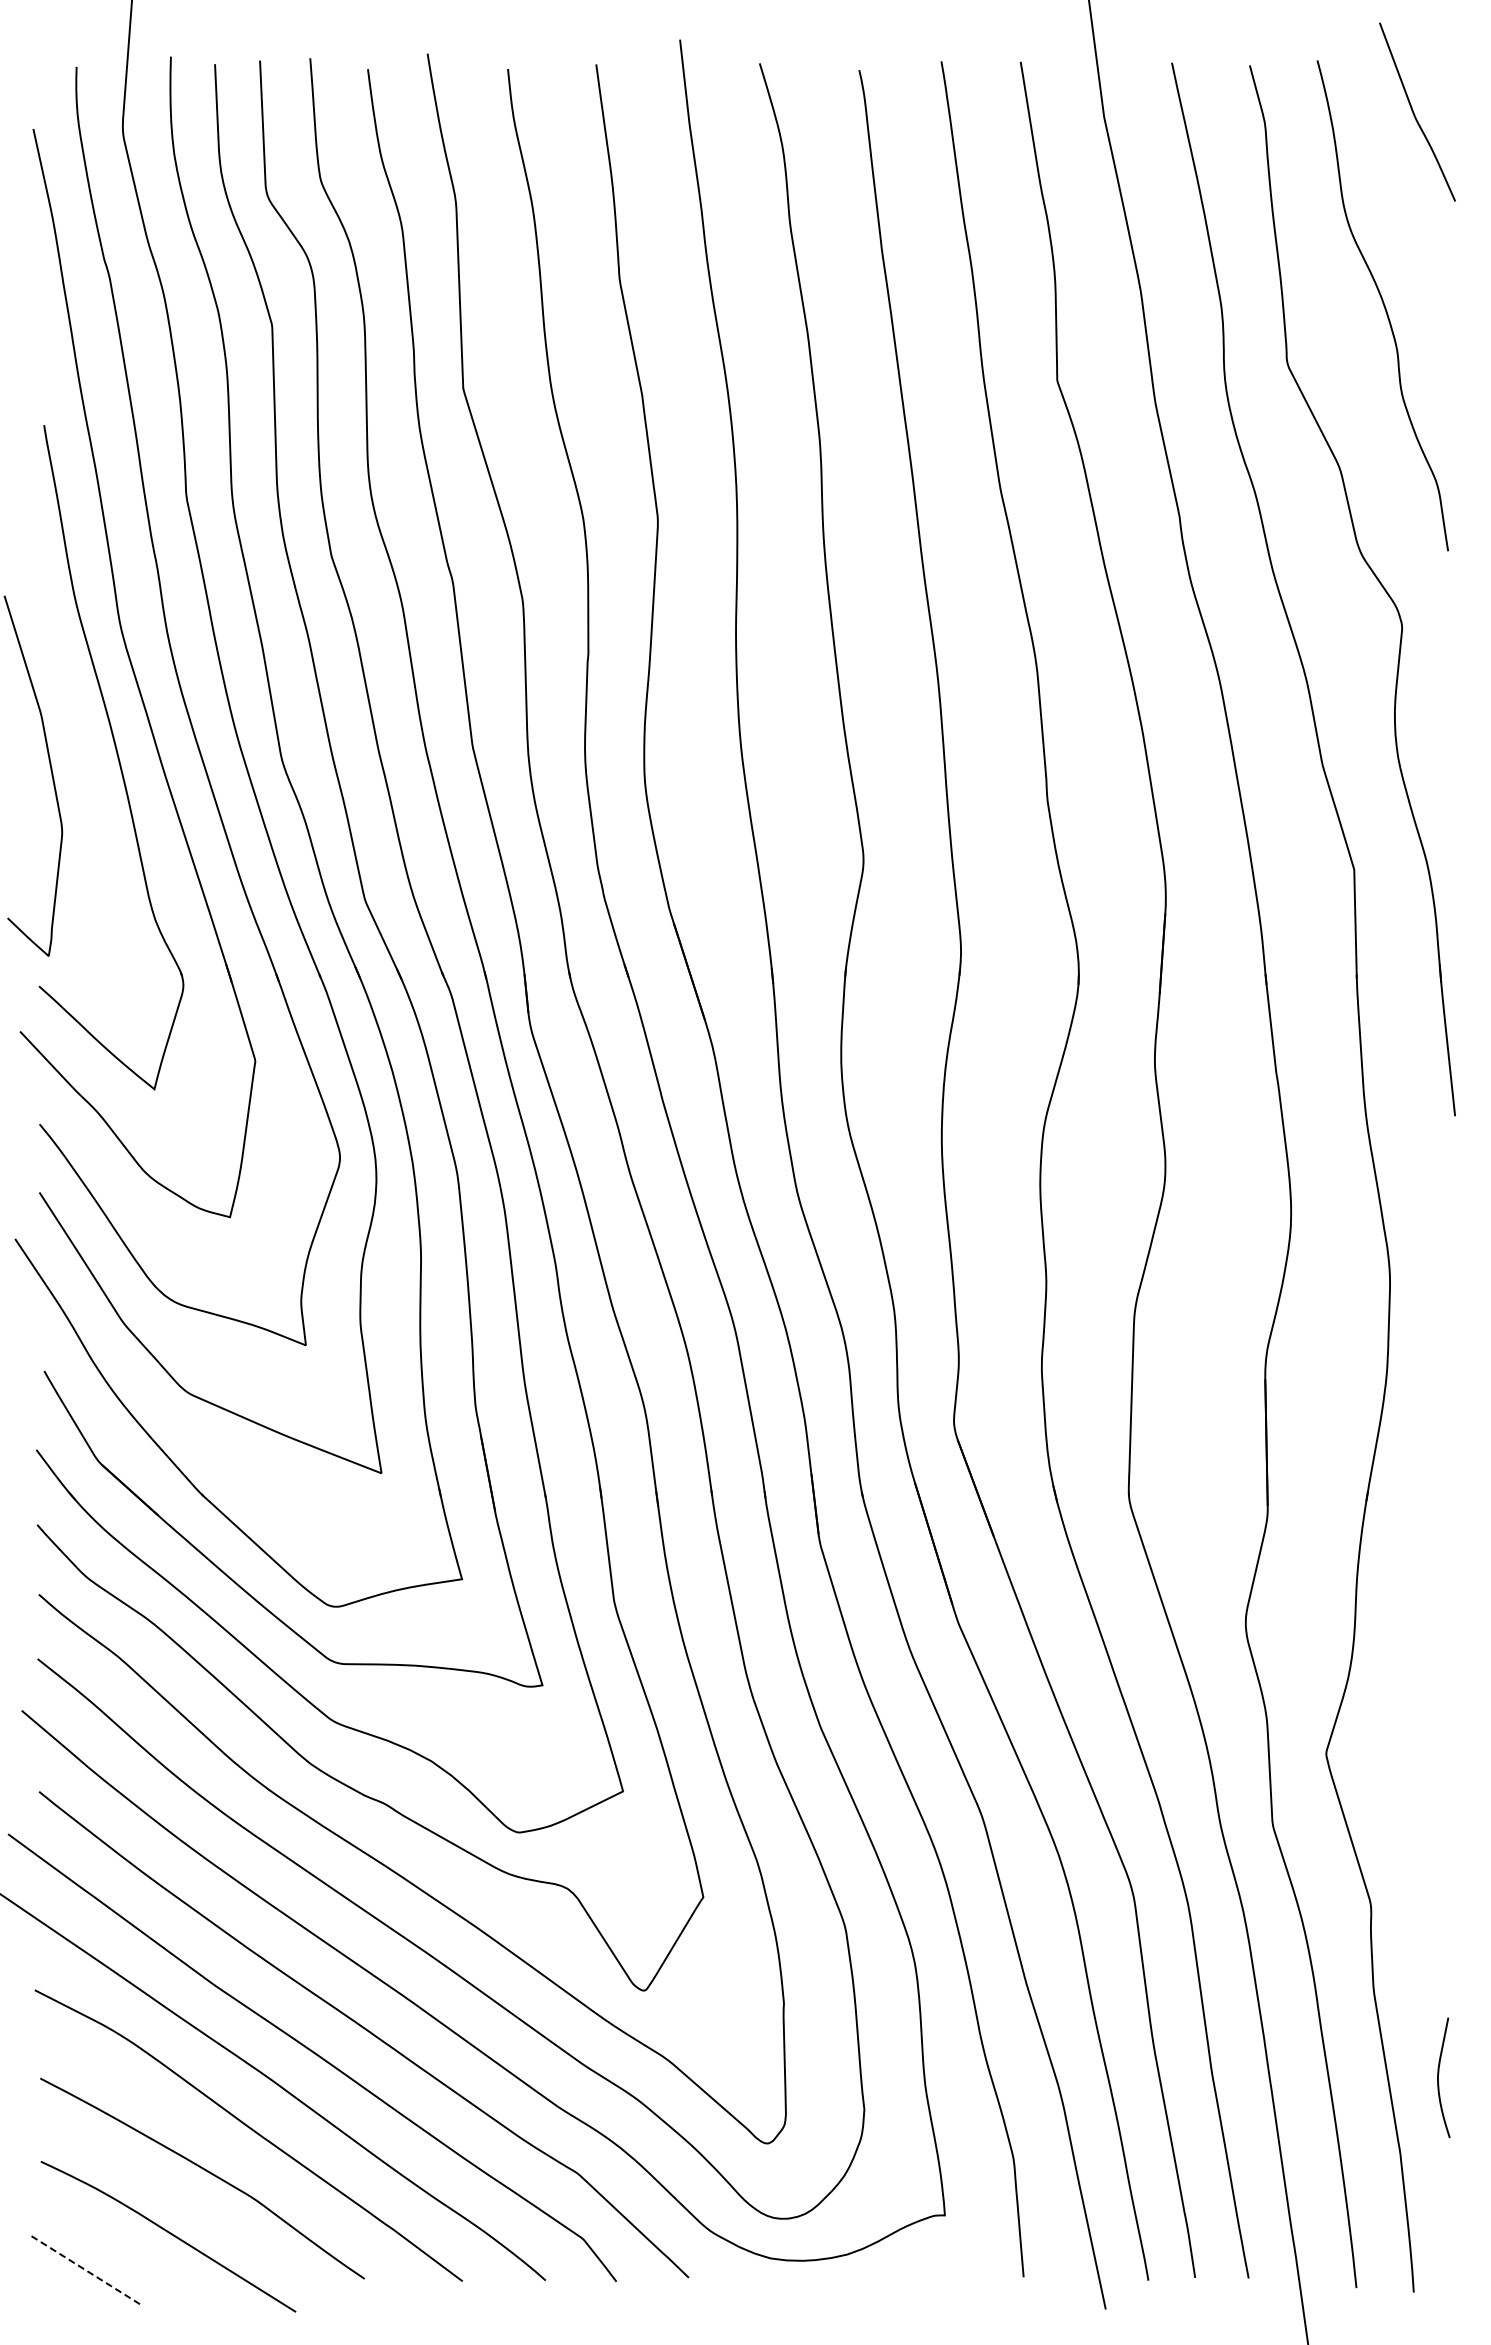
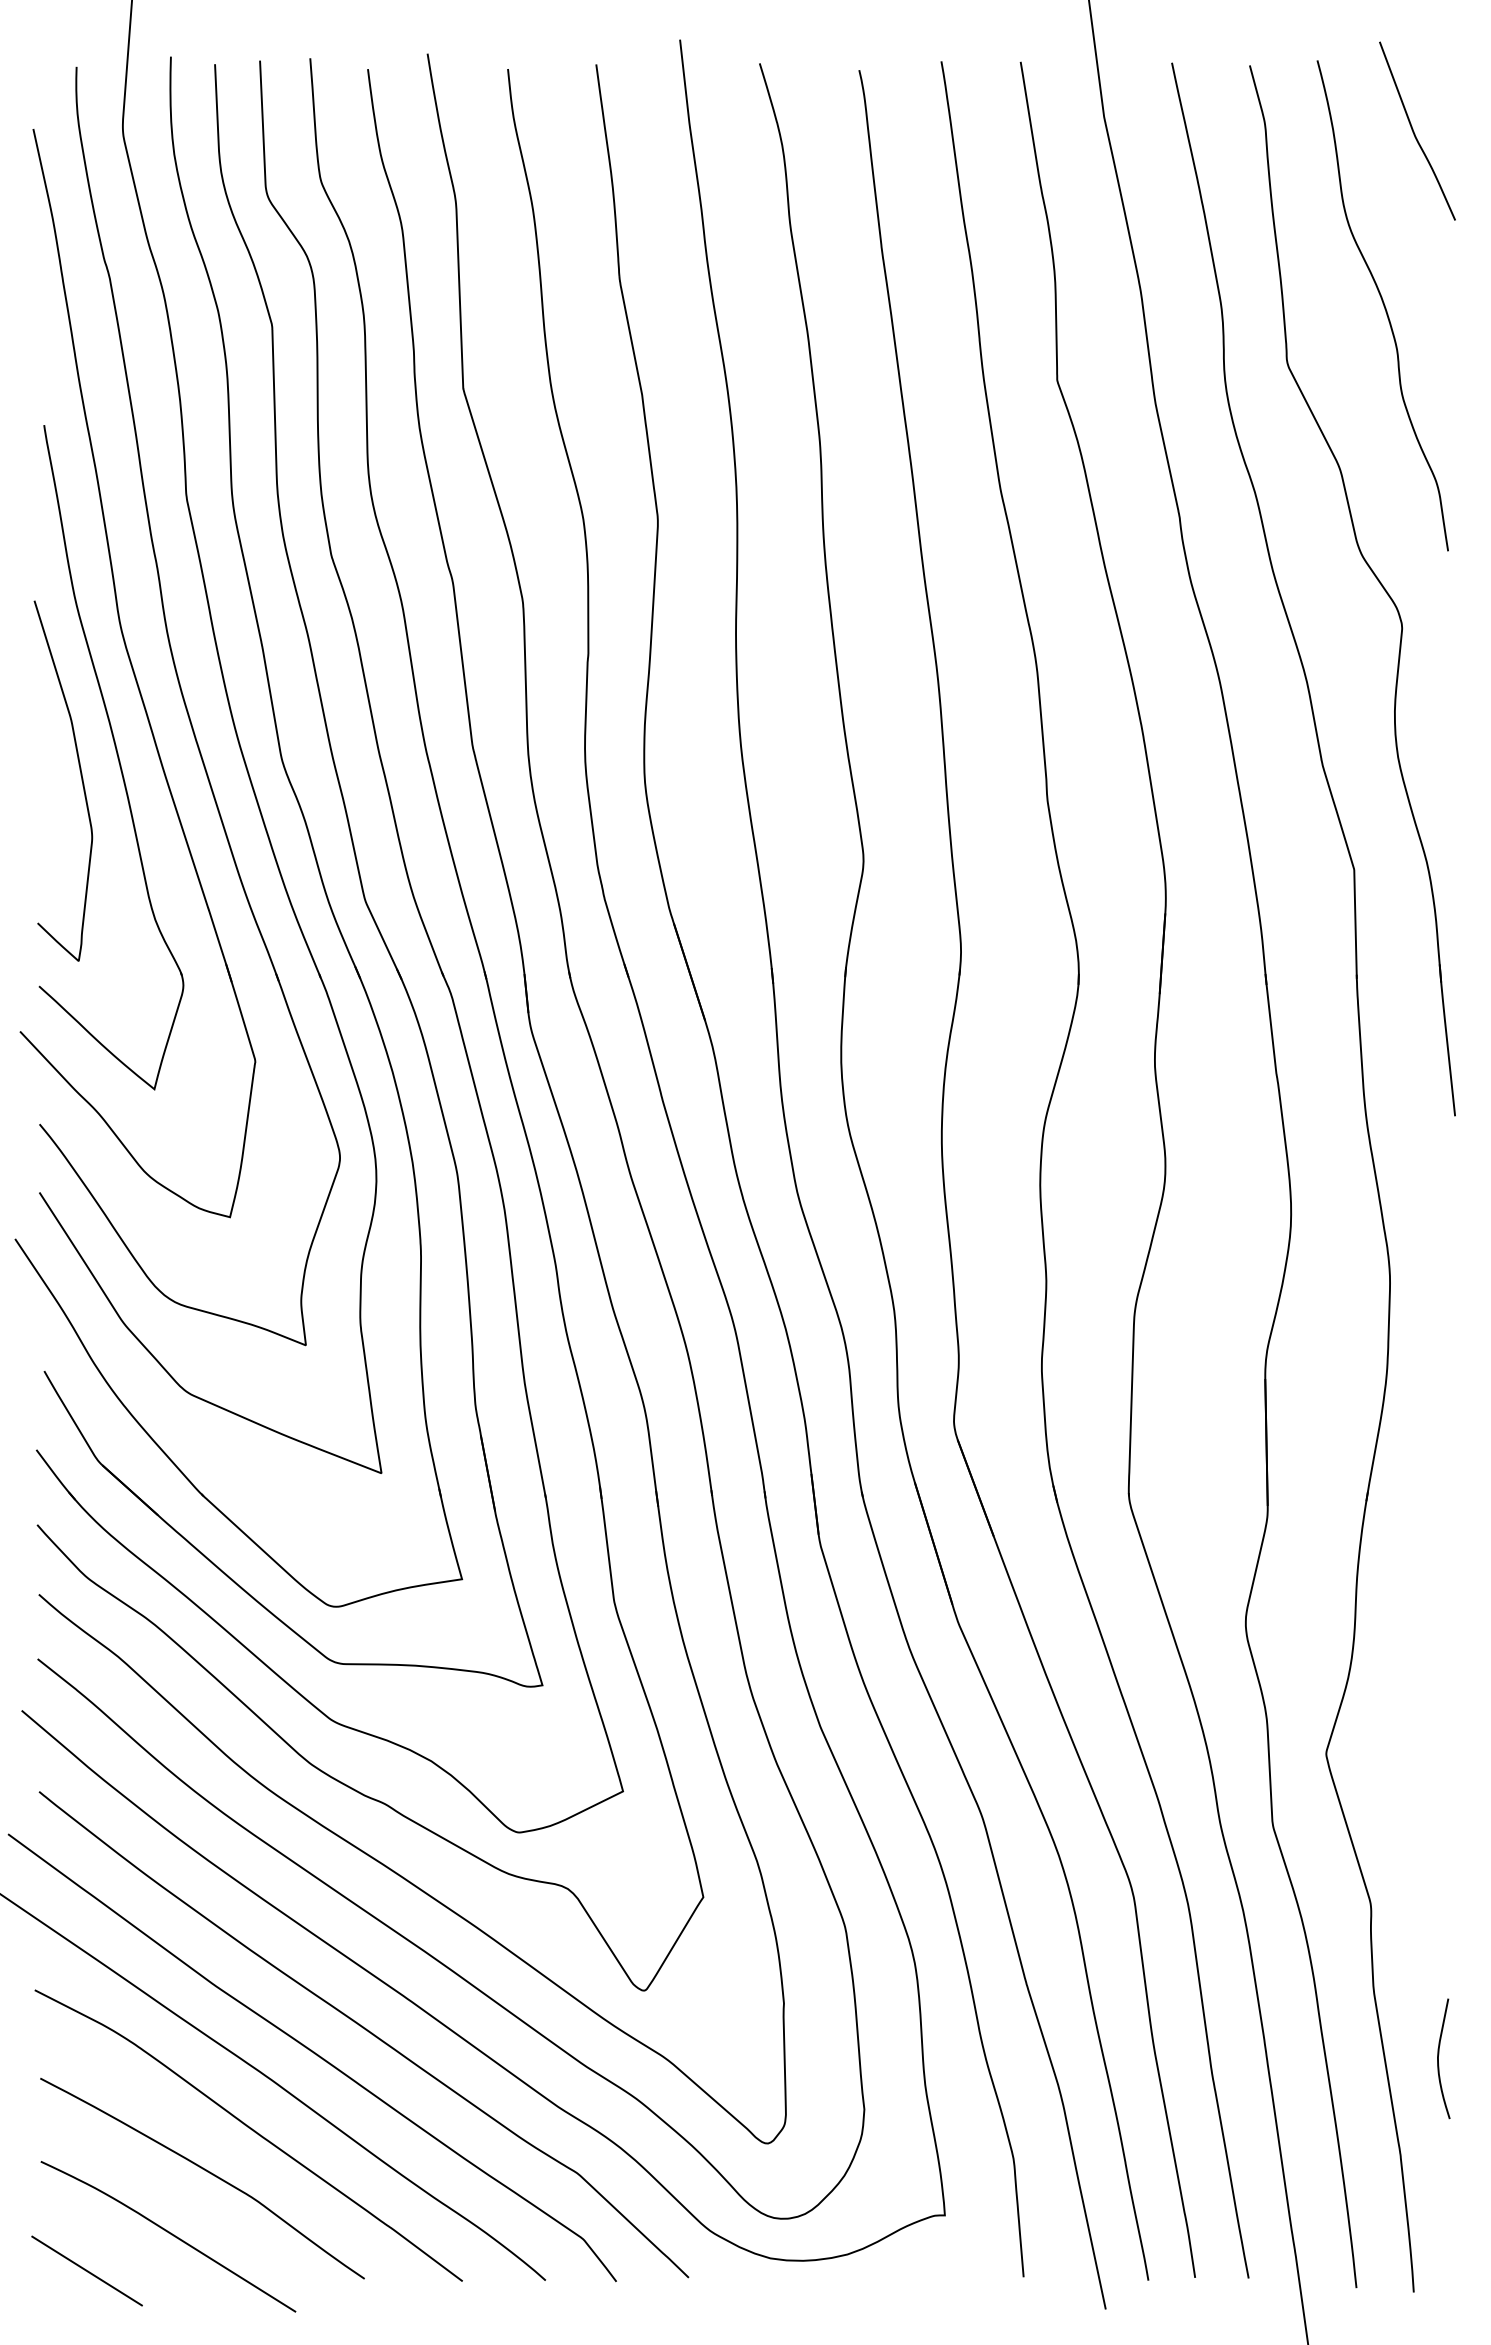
curve position: (1414, 112) -> (1414, 131) (1414, 131)
curve position: (50, 770) -> (80, 775) (80, 775)
curve position: (1438, 2077) -> (1438, 2058) (1438, 2058)
line: dashed -> solid (87, 2271)
